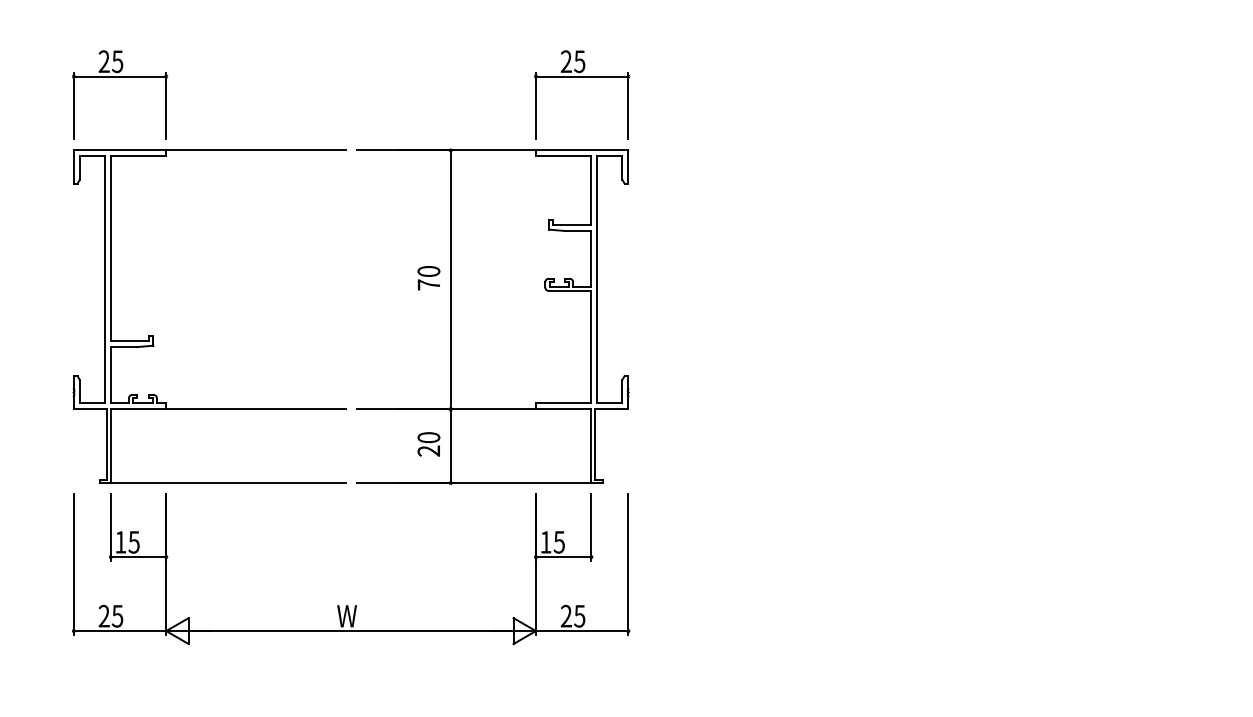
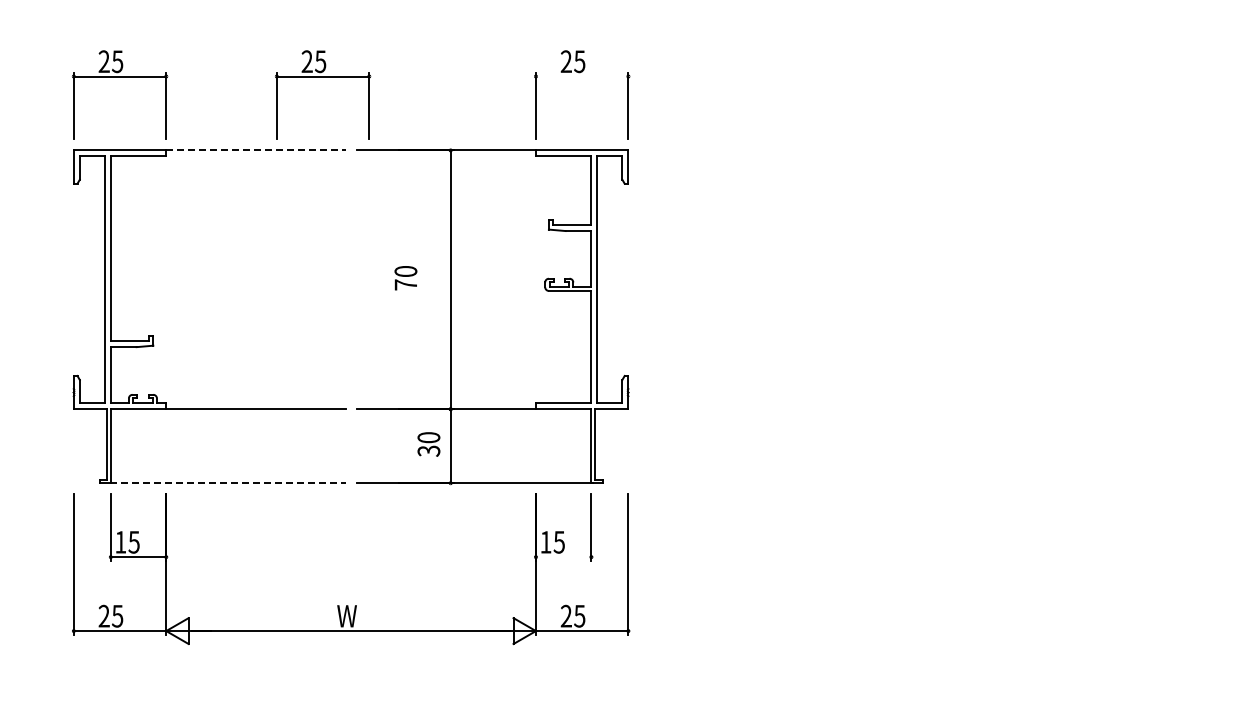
line: present -> none (581, 76)
part: none -> present (323, 77)
line: solid -> dashed (255, 150)
text position: (428, 278) -> (405, 278) (405, 278)
text: 20 -> 30 (429, 450)
line: solid -> dashed (227, 483)
line: present -> none (563, 557)
